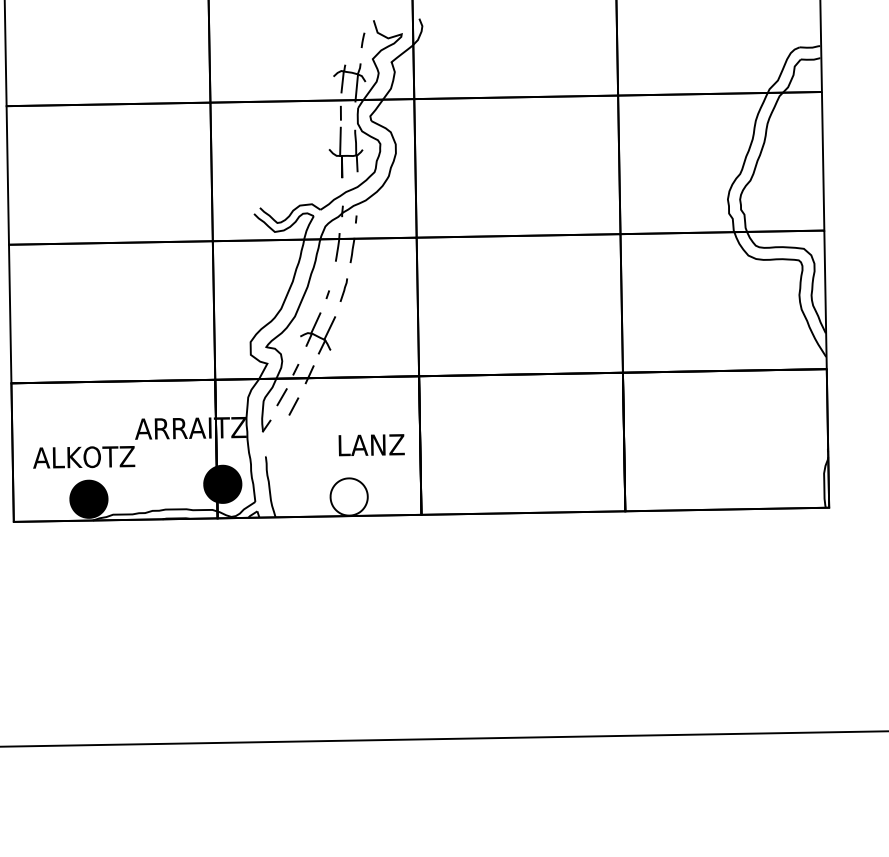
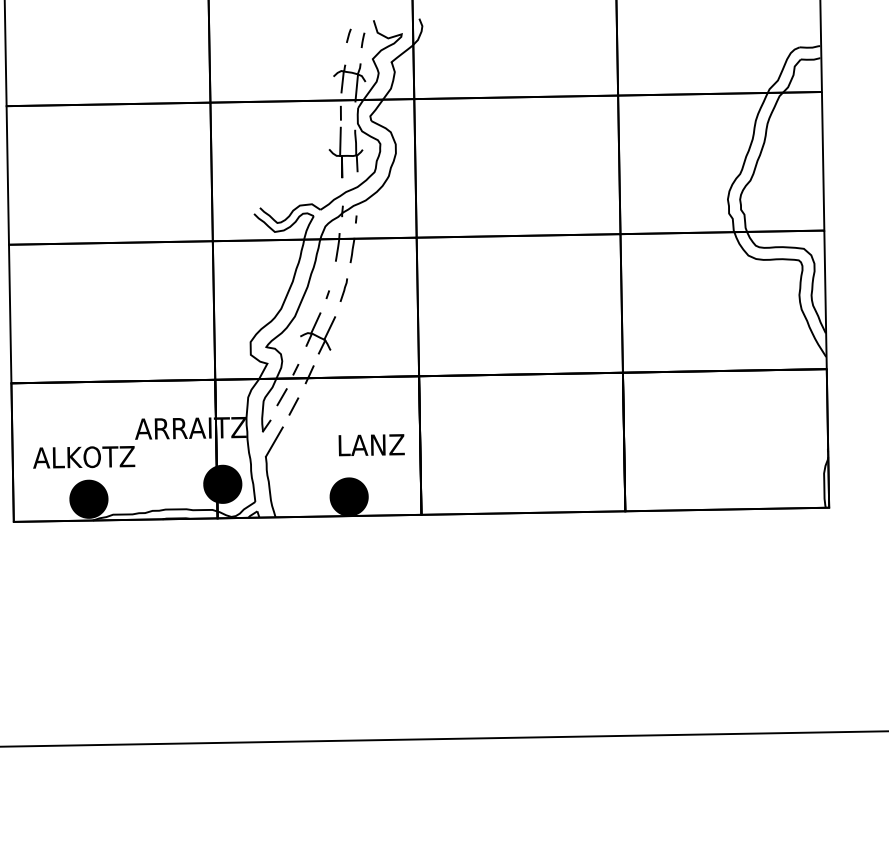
line: none -> present (348, 35)
line: none -> present (274, 441)
fill: none -> present (348, 496)
